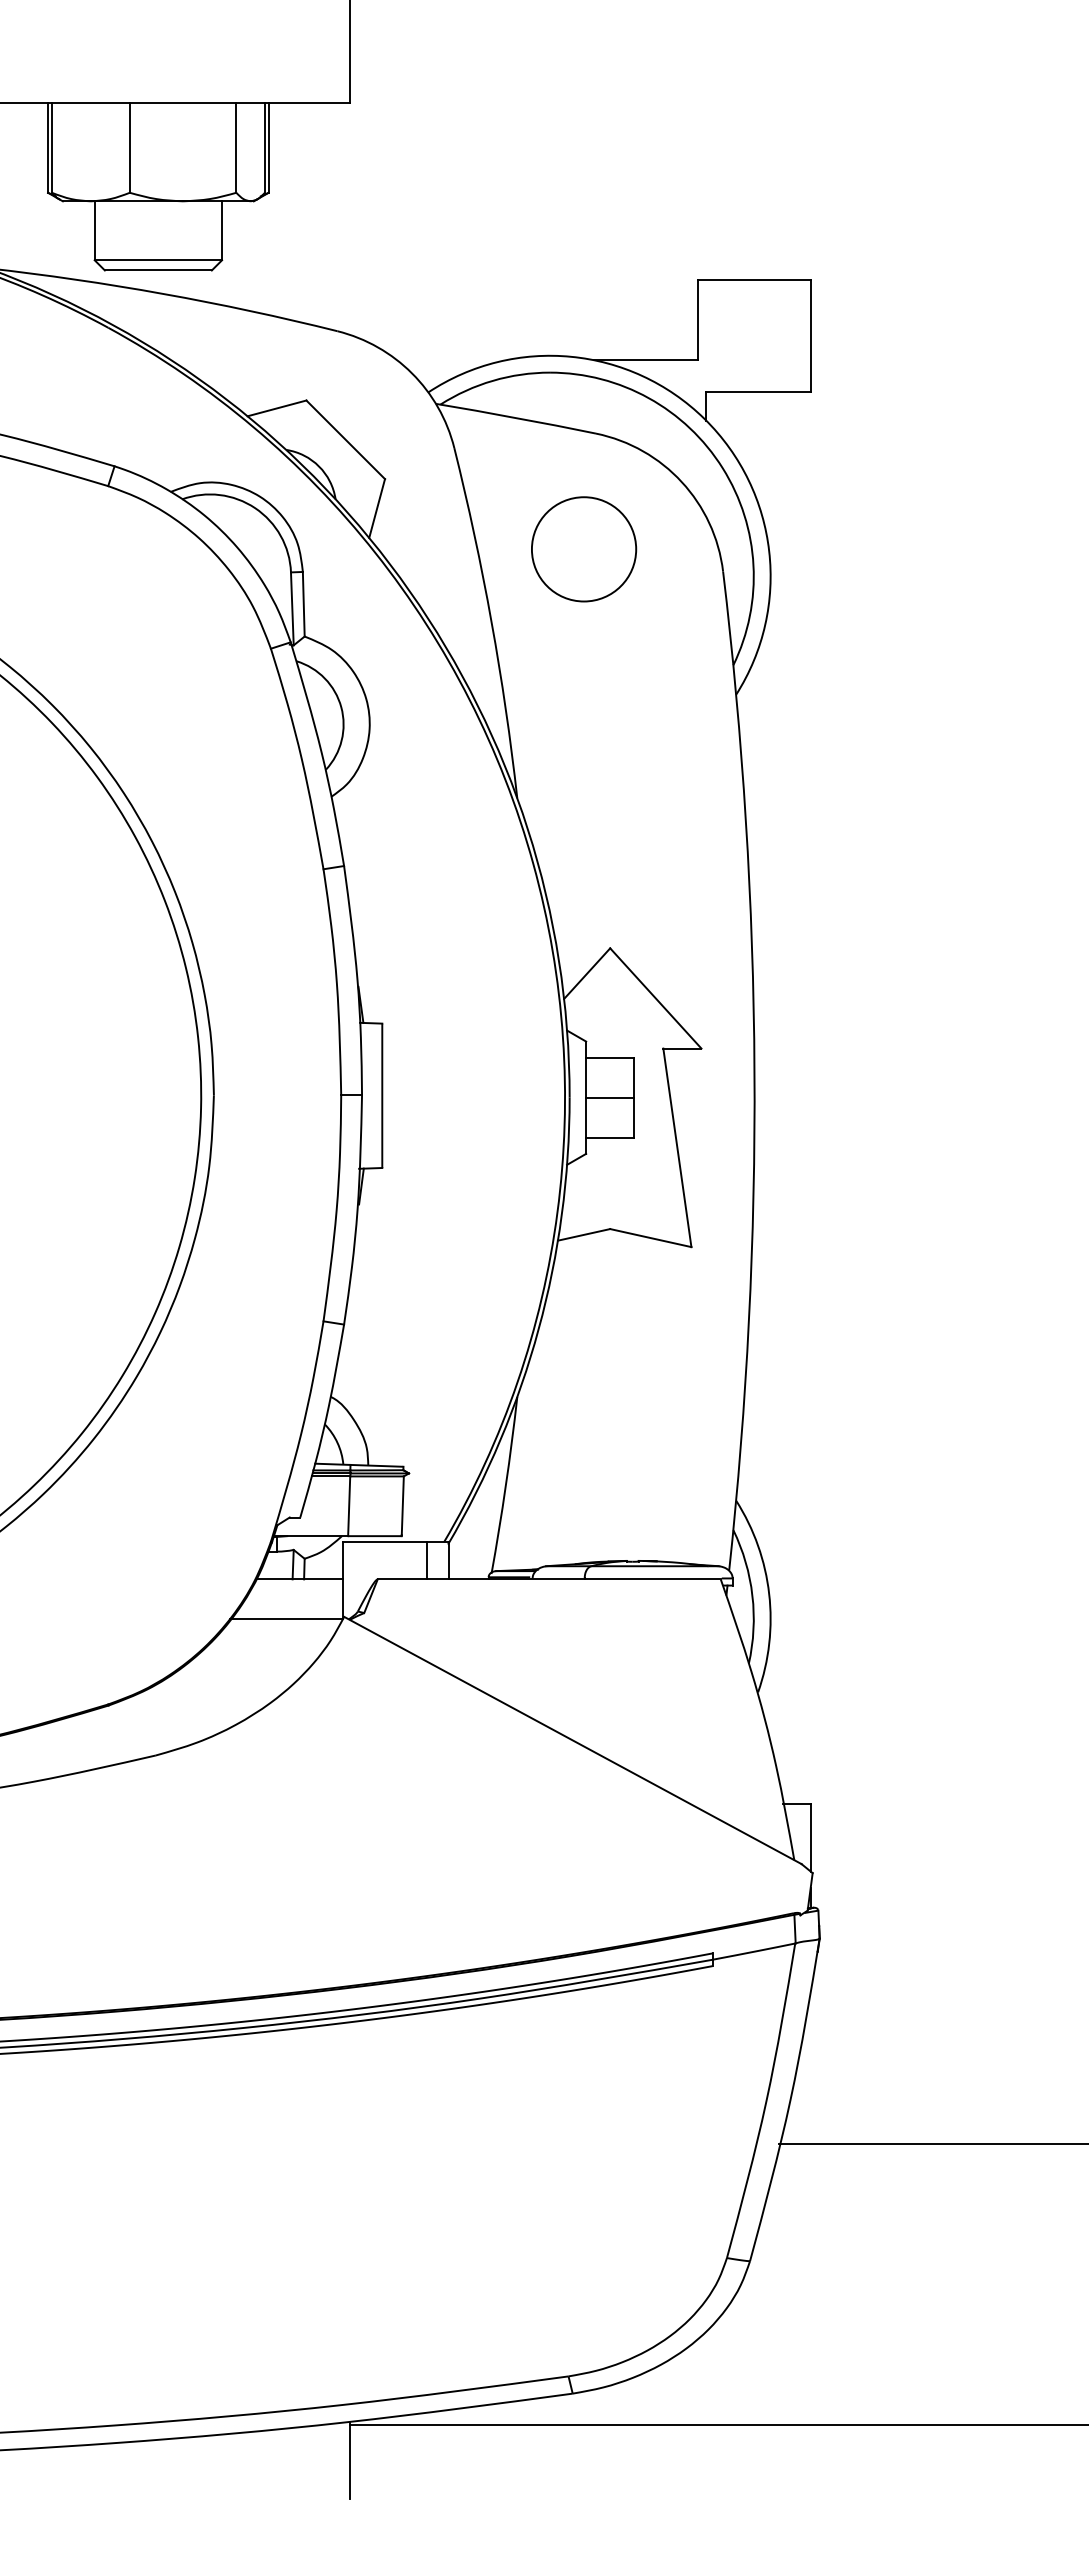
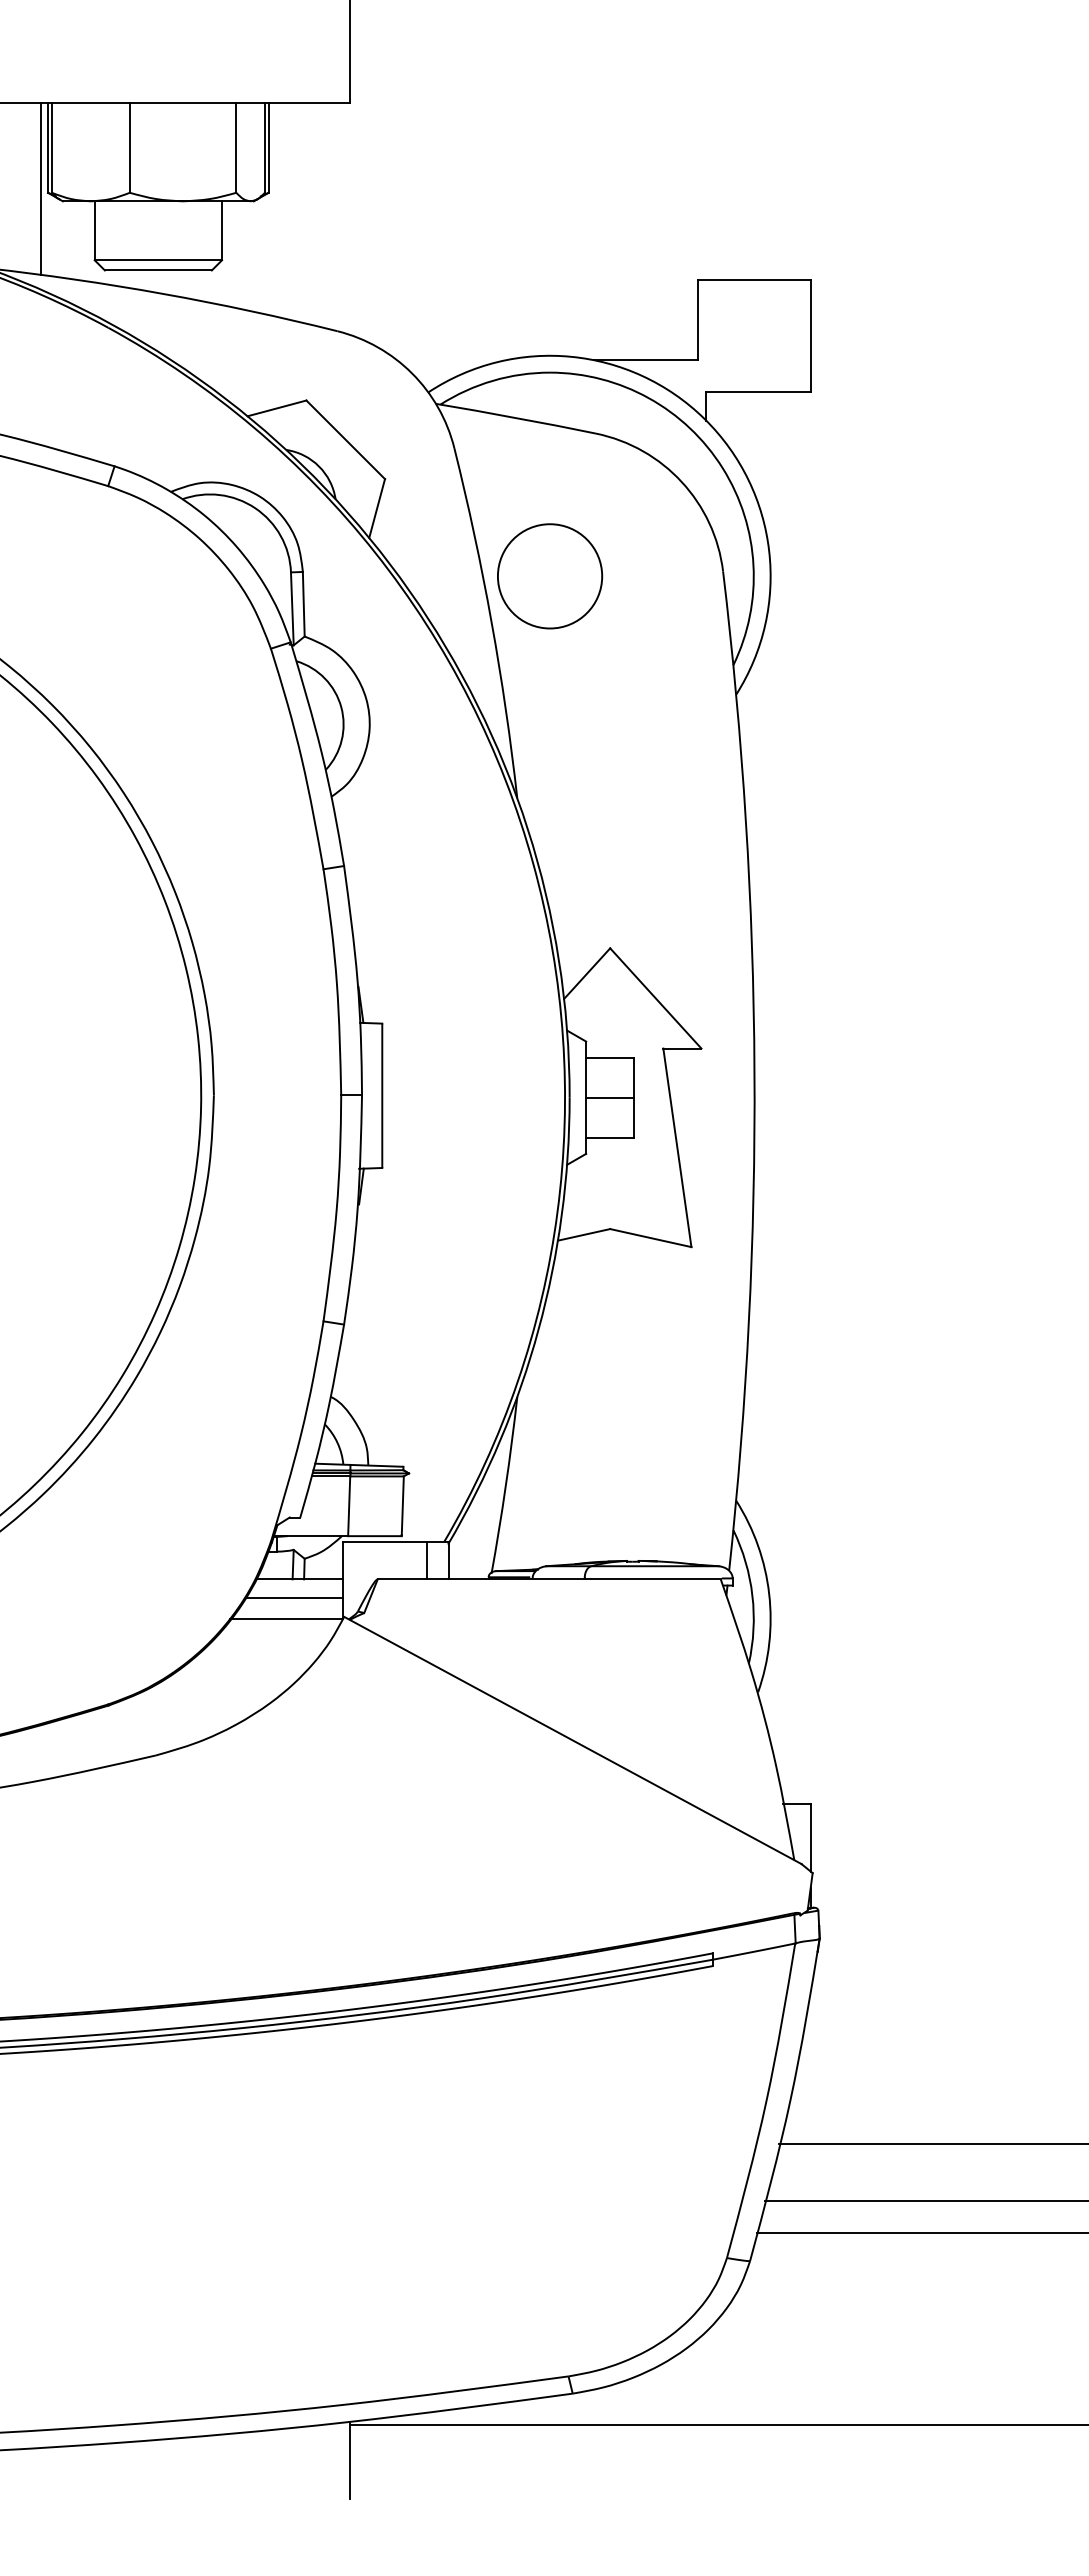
line: none -> present (40, 188)
circle position: (584, 549) -> (550, 576) (550, 576)
line: none -> present (294, 1597)
line: none -> present (925, 2200)
line: none -> present (921, 2232)
